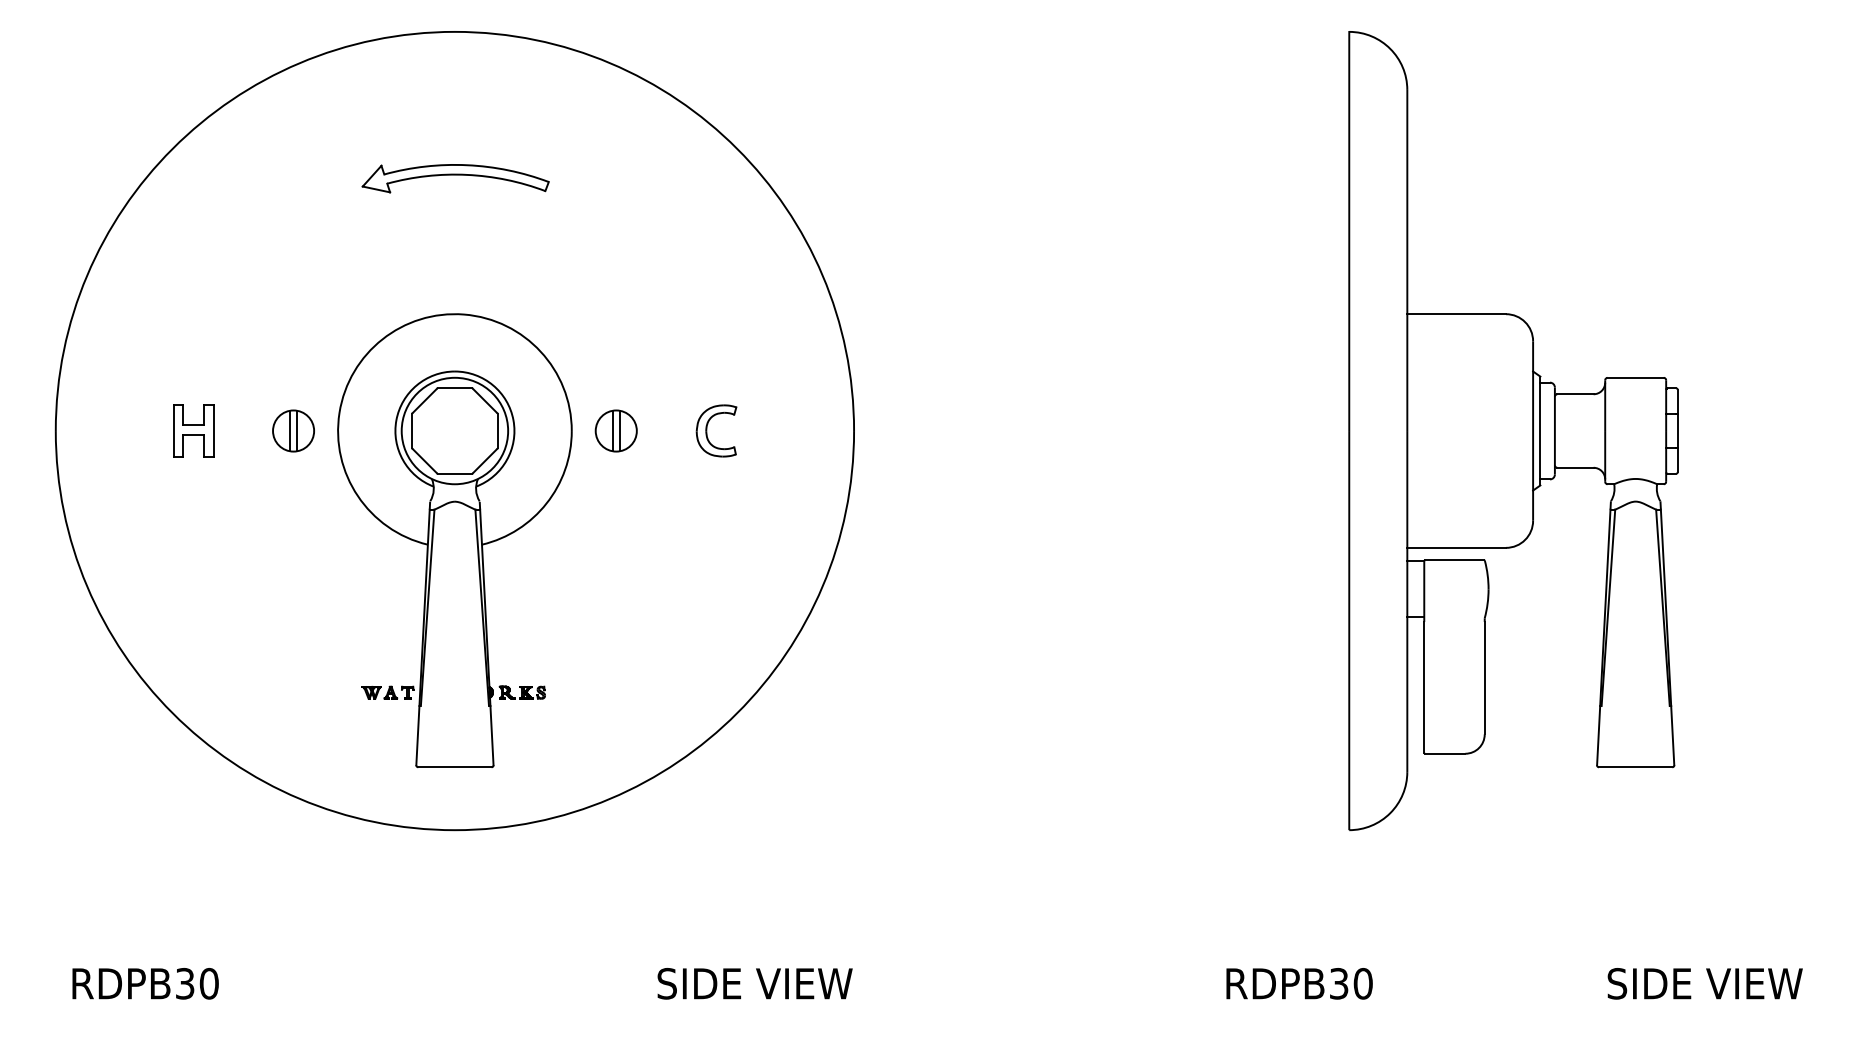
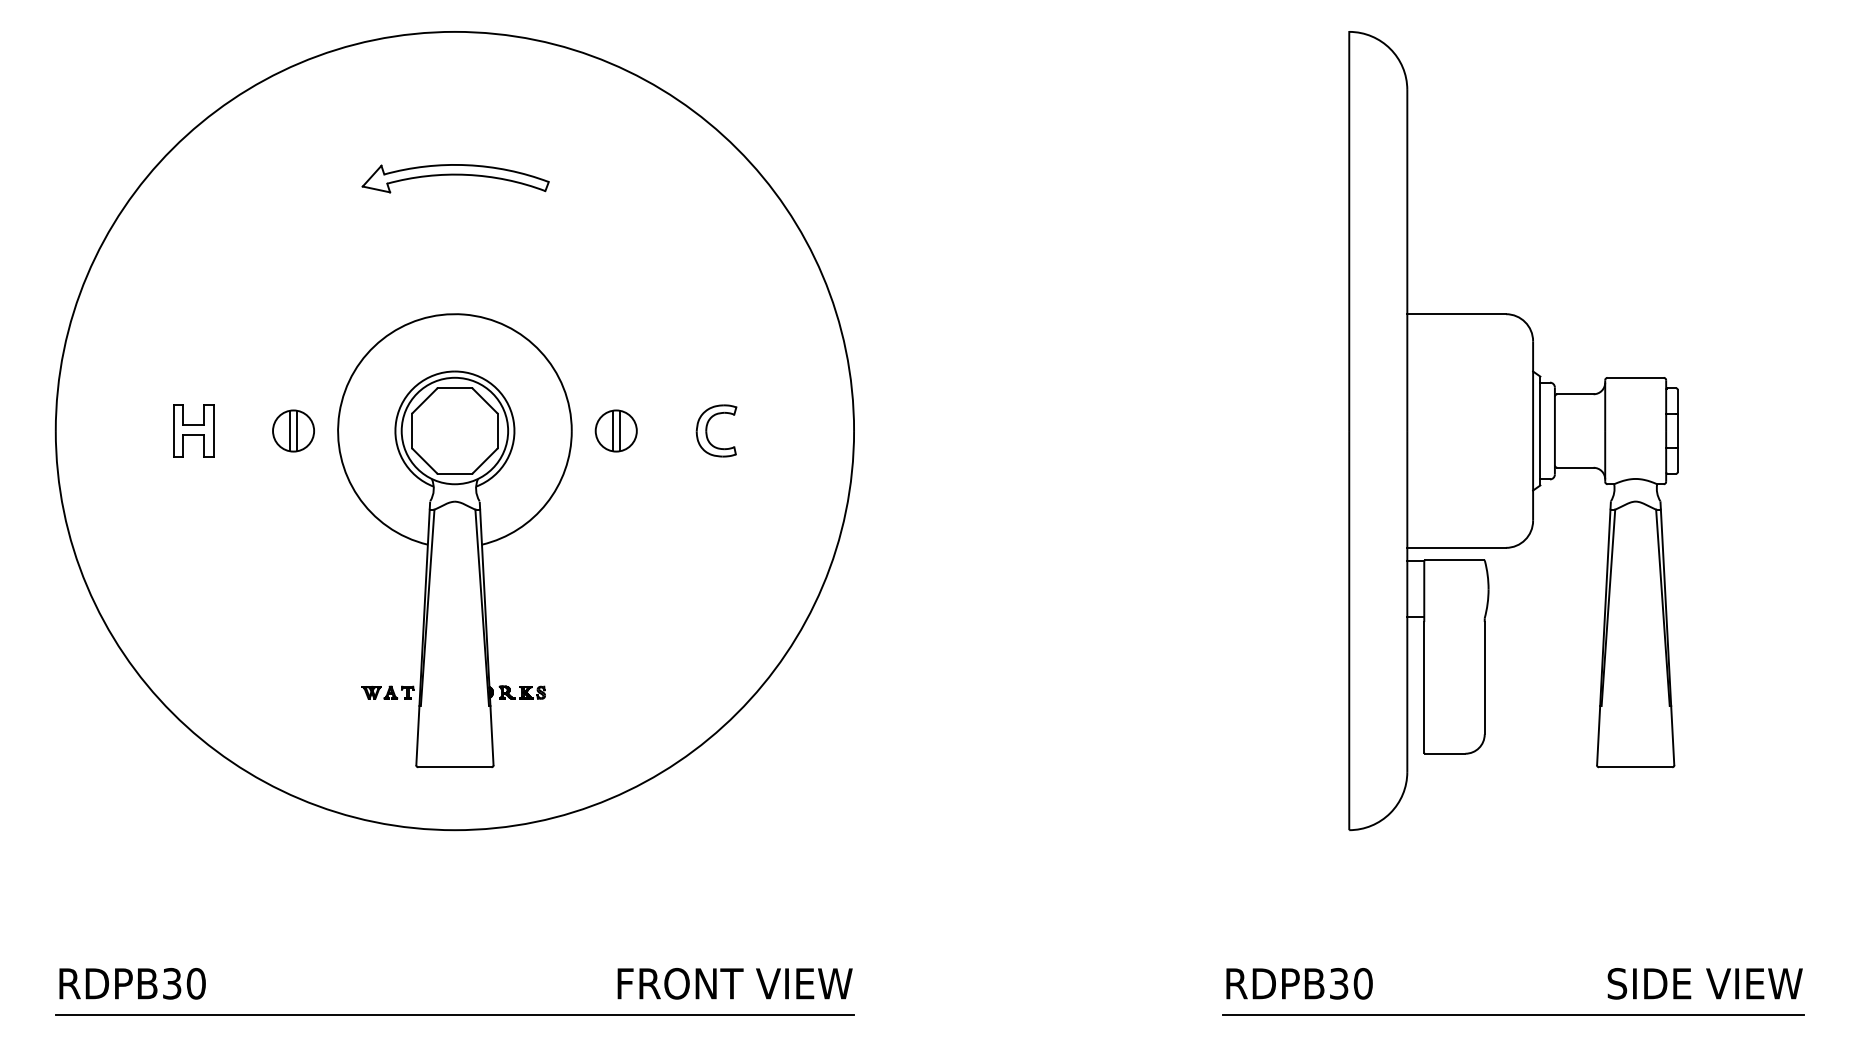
text position: (145, 983) -> (132, 983) (132, 983)
text: SIDE VIEW -> FRONT VIEW (680, 983)
line: none -> present (454, 1014)
line: none -> present (1513, 1014)
